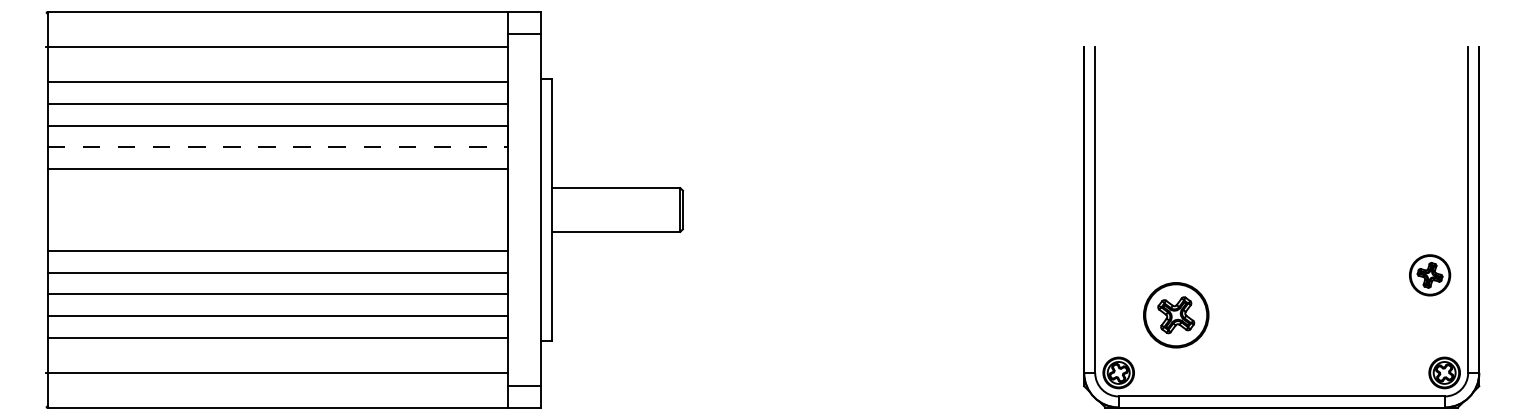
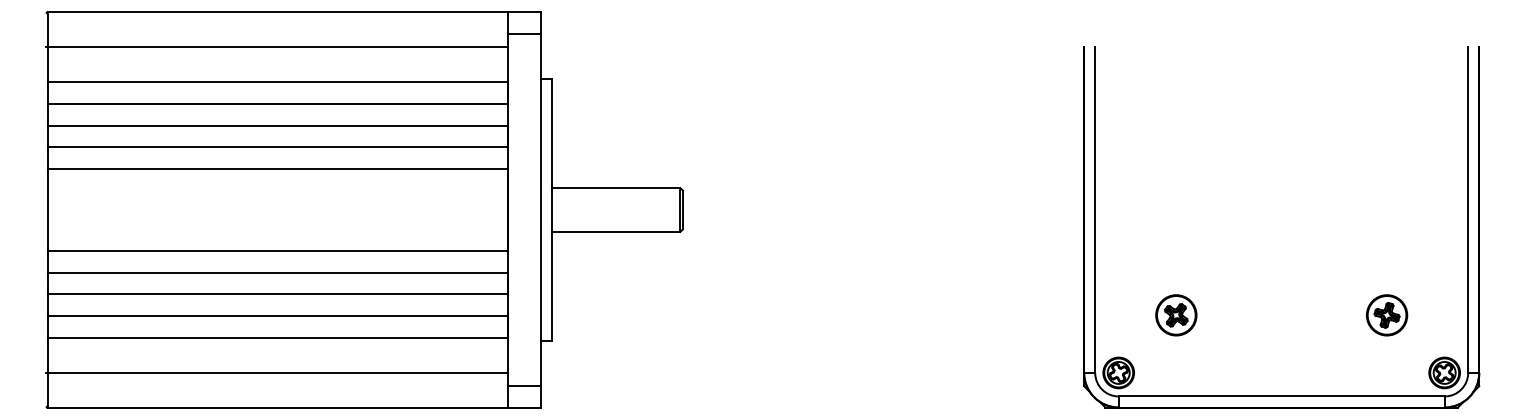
line: dashed -> solid (278, 147)
part position: (1430, 275) -> (1387, 315) (1387, 315)
part size: 67x67 px -> 43x43 px (1176, 315)
